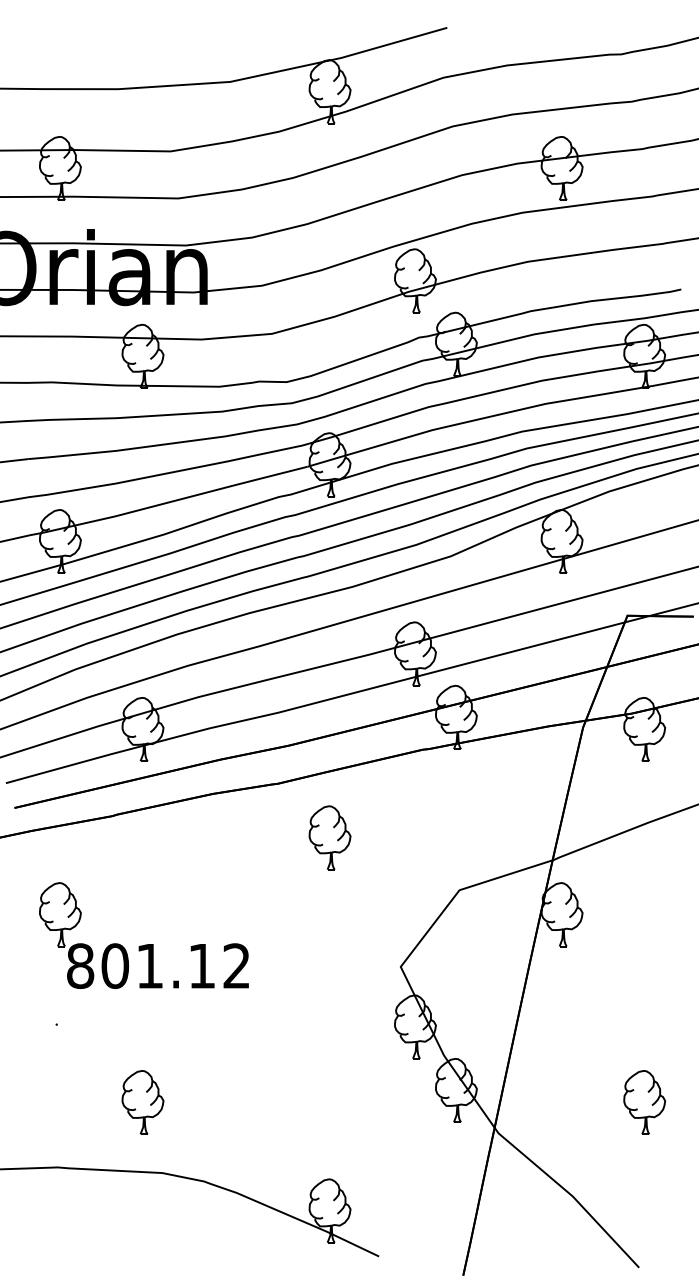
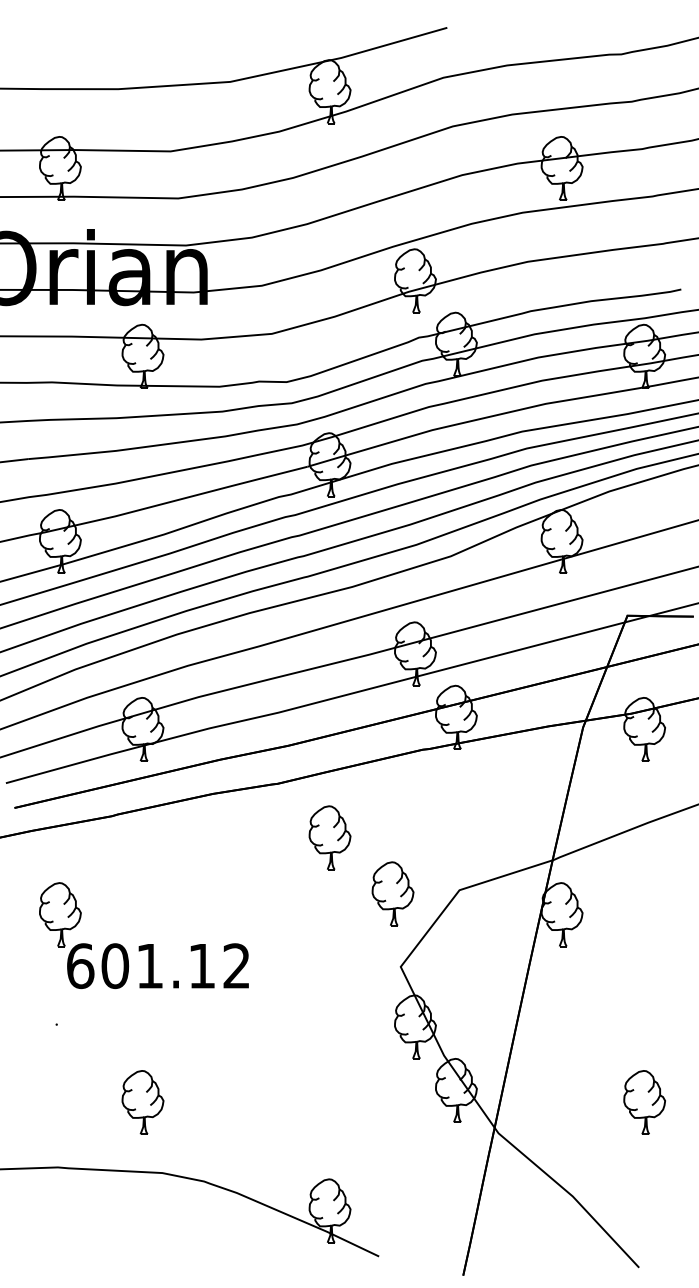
part: none -> present (392, 893)
text: 801.12 -> 601.12 (80, 965)
